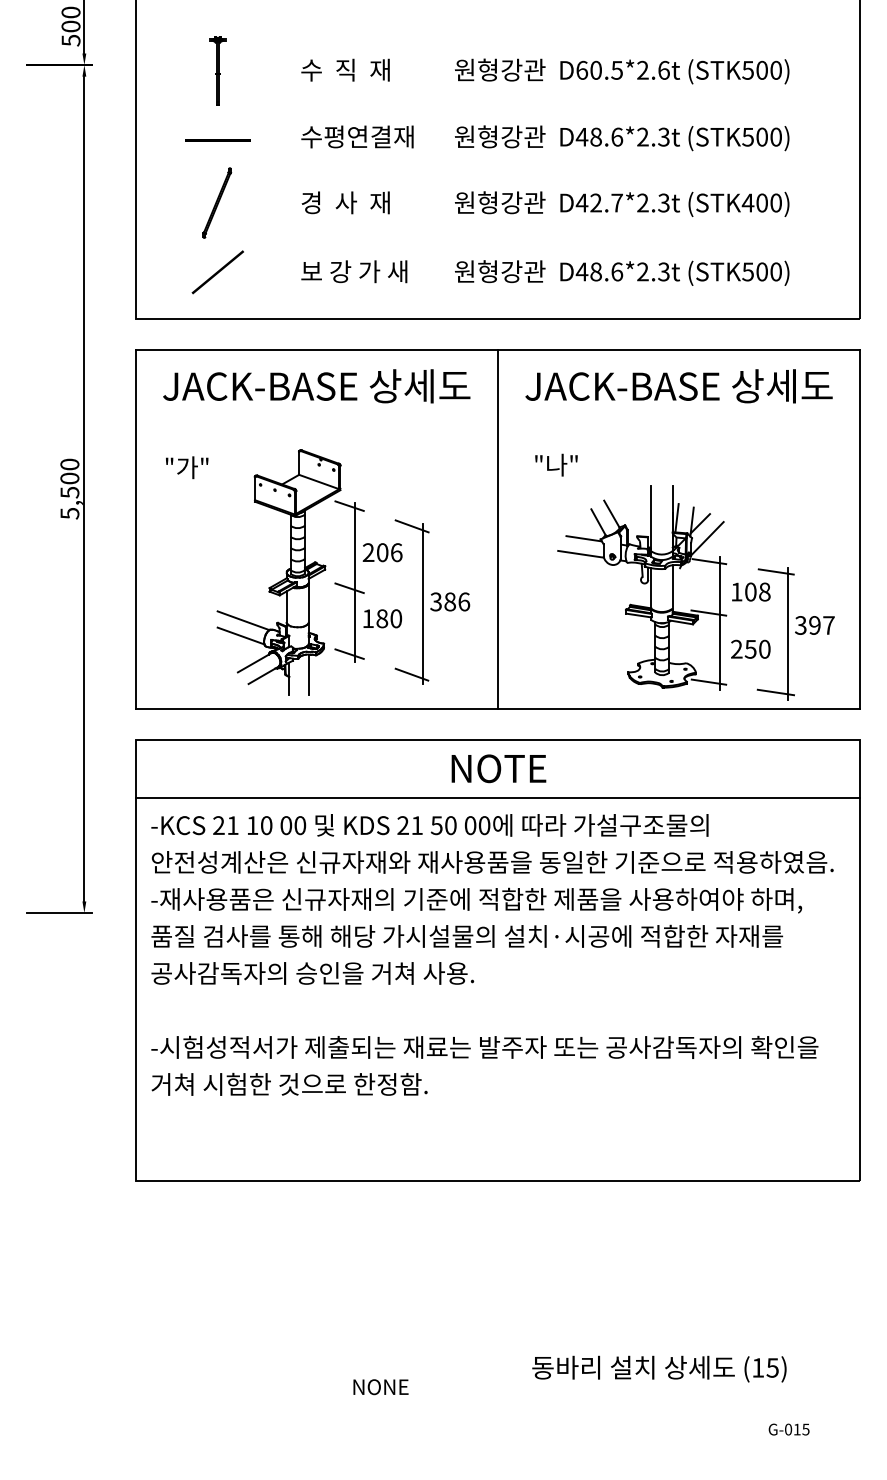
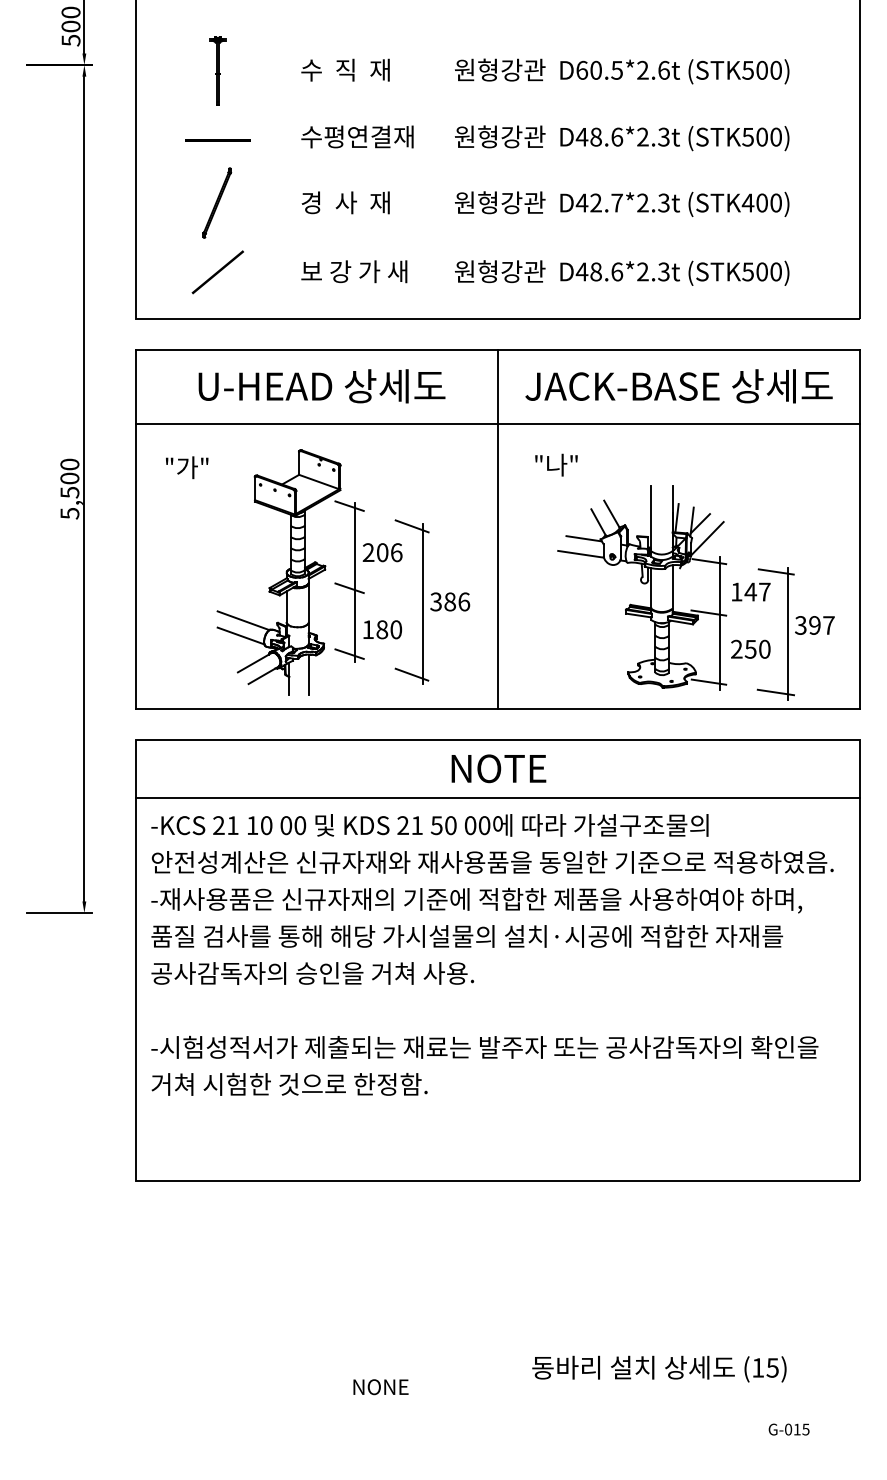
text: JACK-BASE 상세도 -> U-HEAD 상세도 (316, 386)
line: none -> present (497, 423)
text: 108 -> 147 (757, 591)
text position: (382, 618) -> (382, 629) (382, 629)
